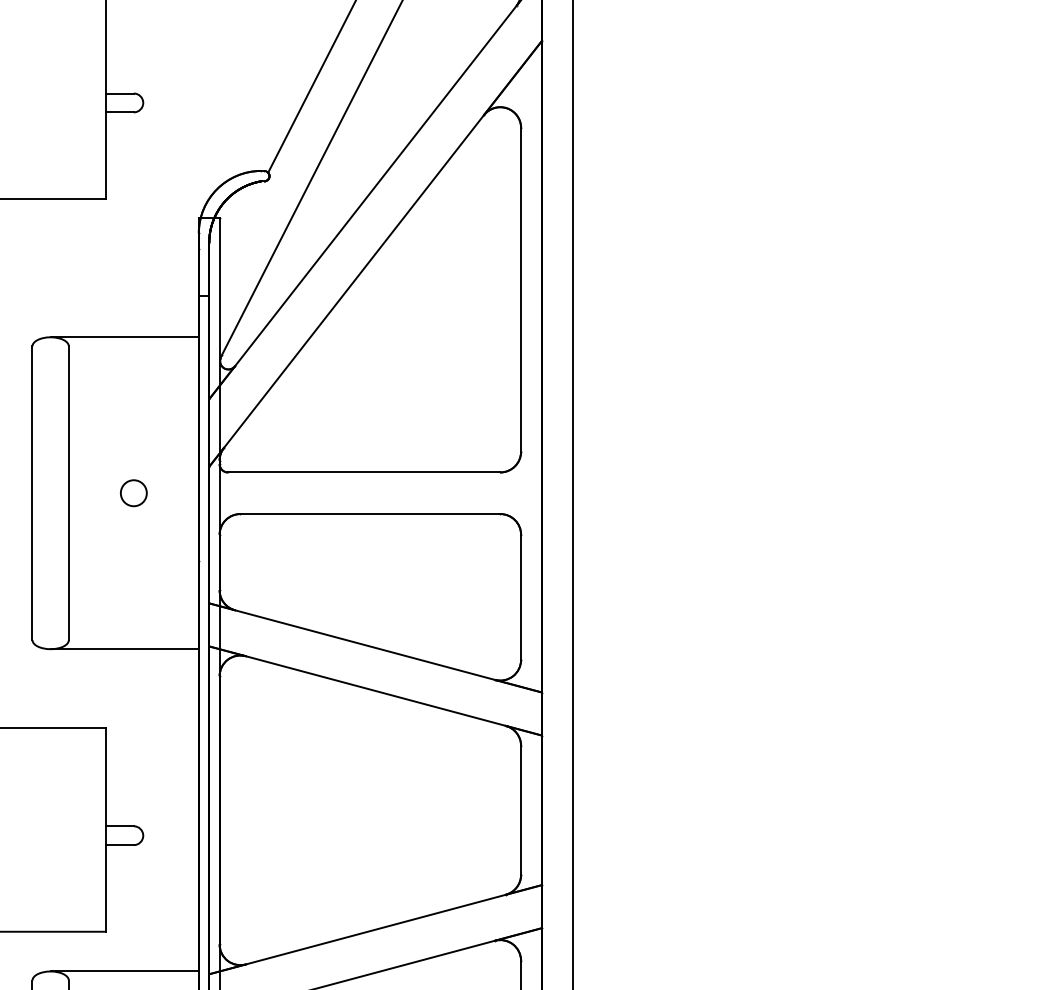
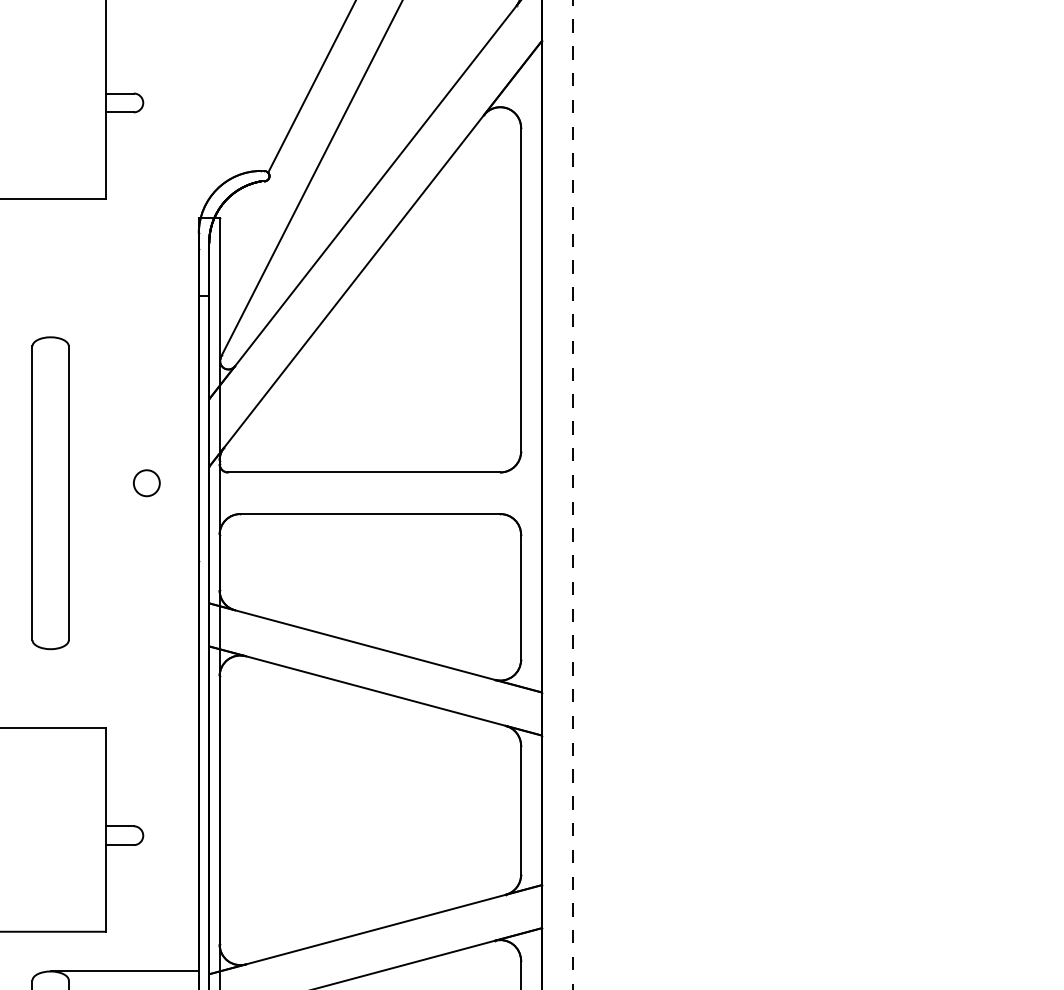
line: present -> none (124, 337)
circle position: (133, 493) -> (146, 483) (146, 483)
line: solid -> dashed (573, 495)
line: present -> none (124, 649)
